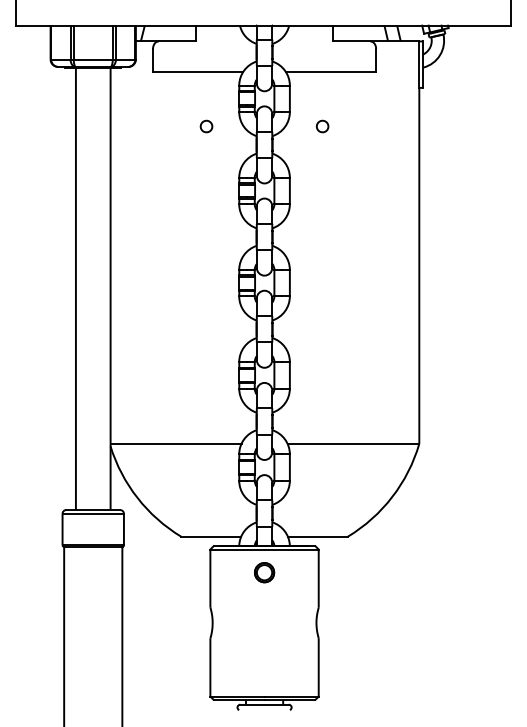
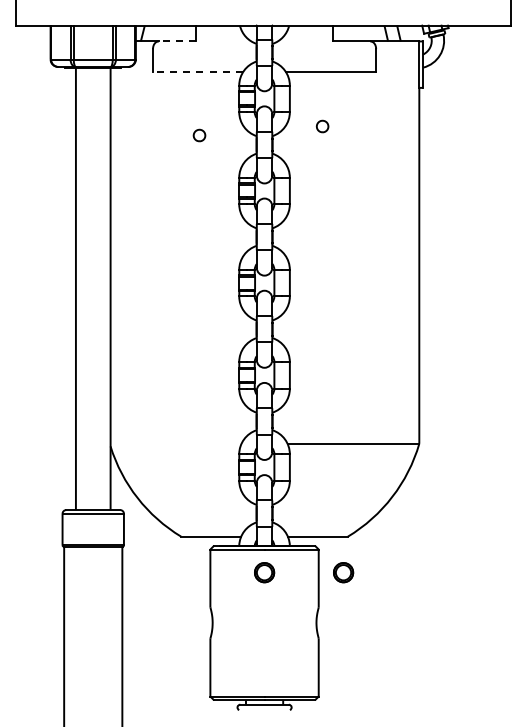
line: solid -> dashed (177, 41)
line: solid -> dashed (197, 72)
part position: (206, 126) -> (199, 135) (199, 135)
line: present -> none (175, 443)
part: none -> present (343, 572)
